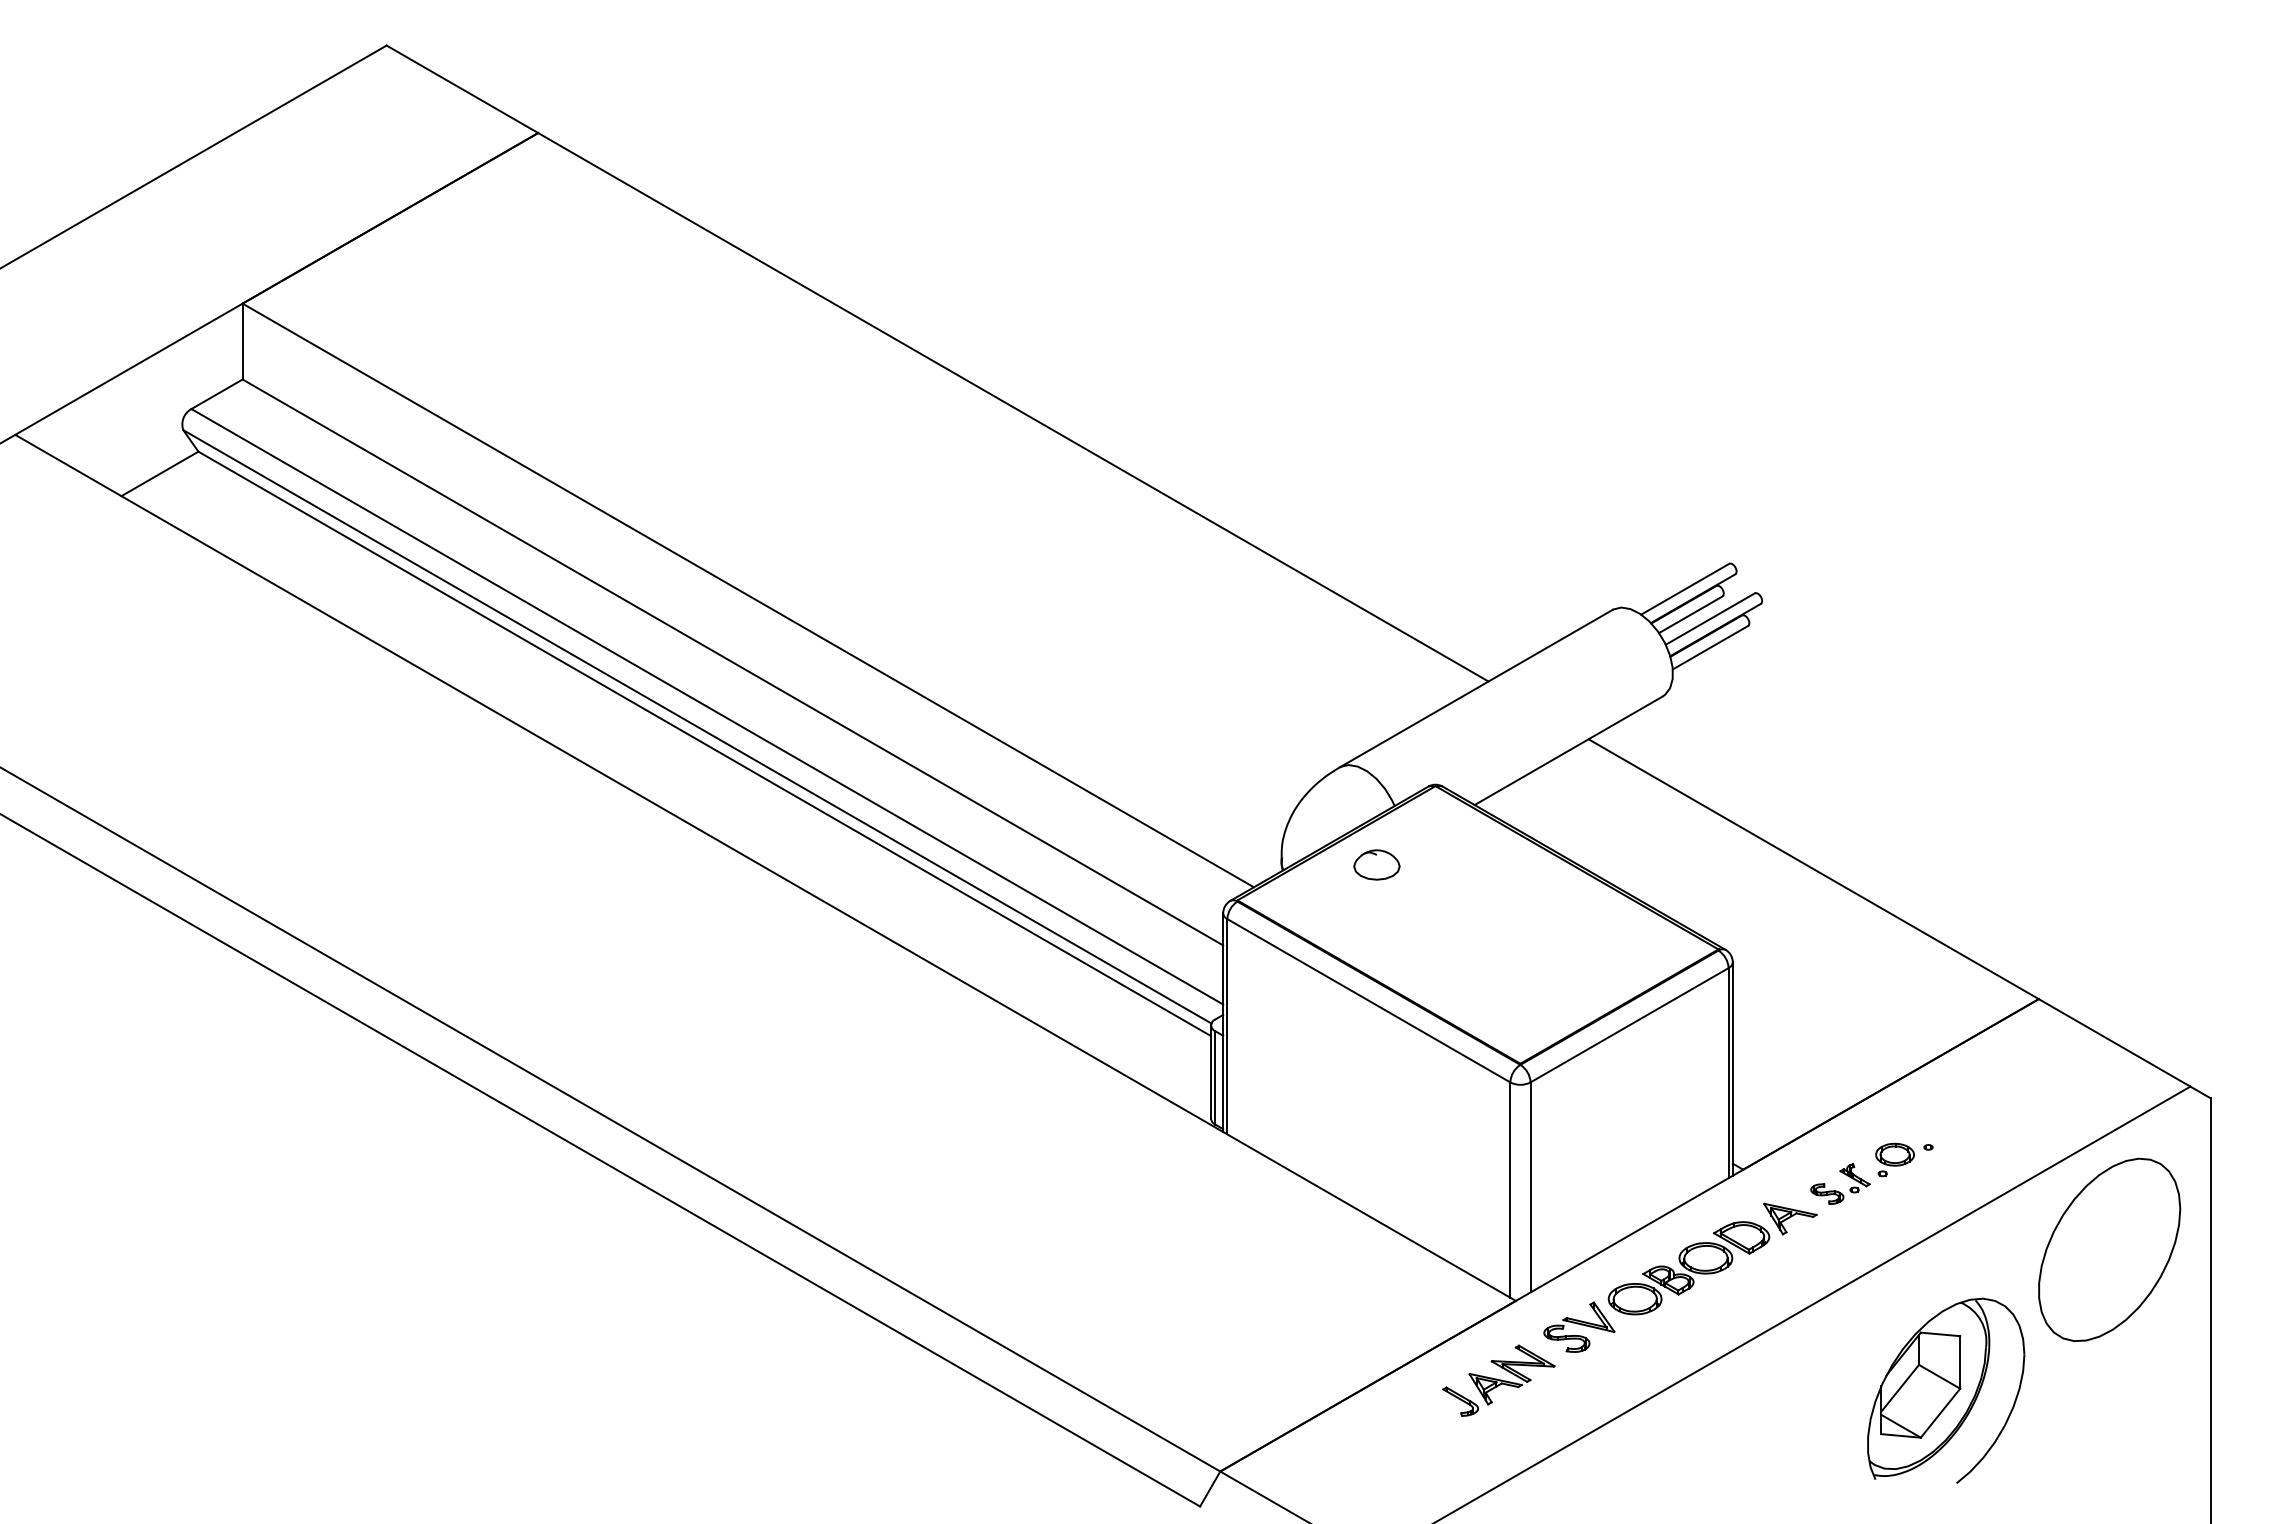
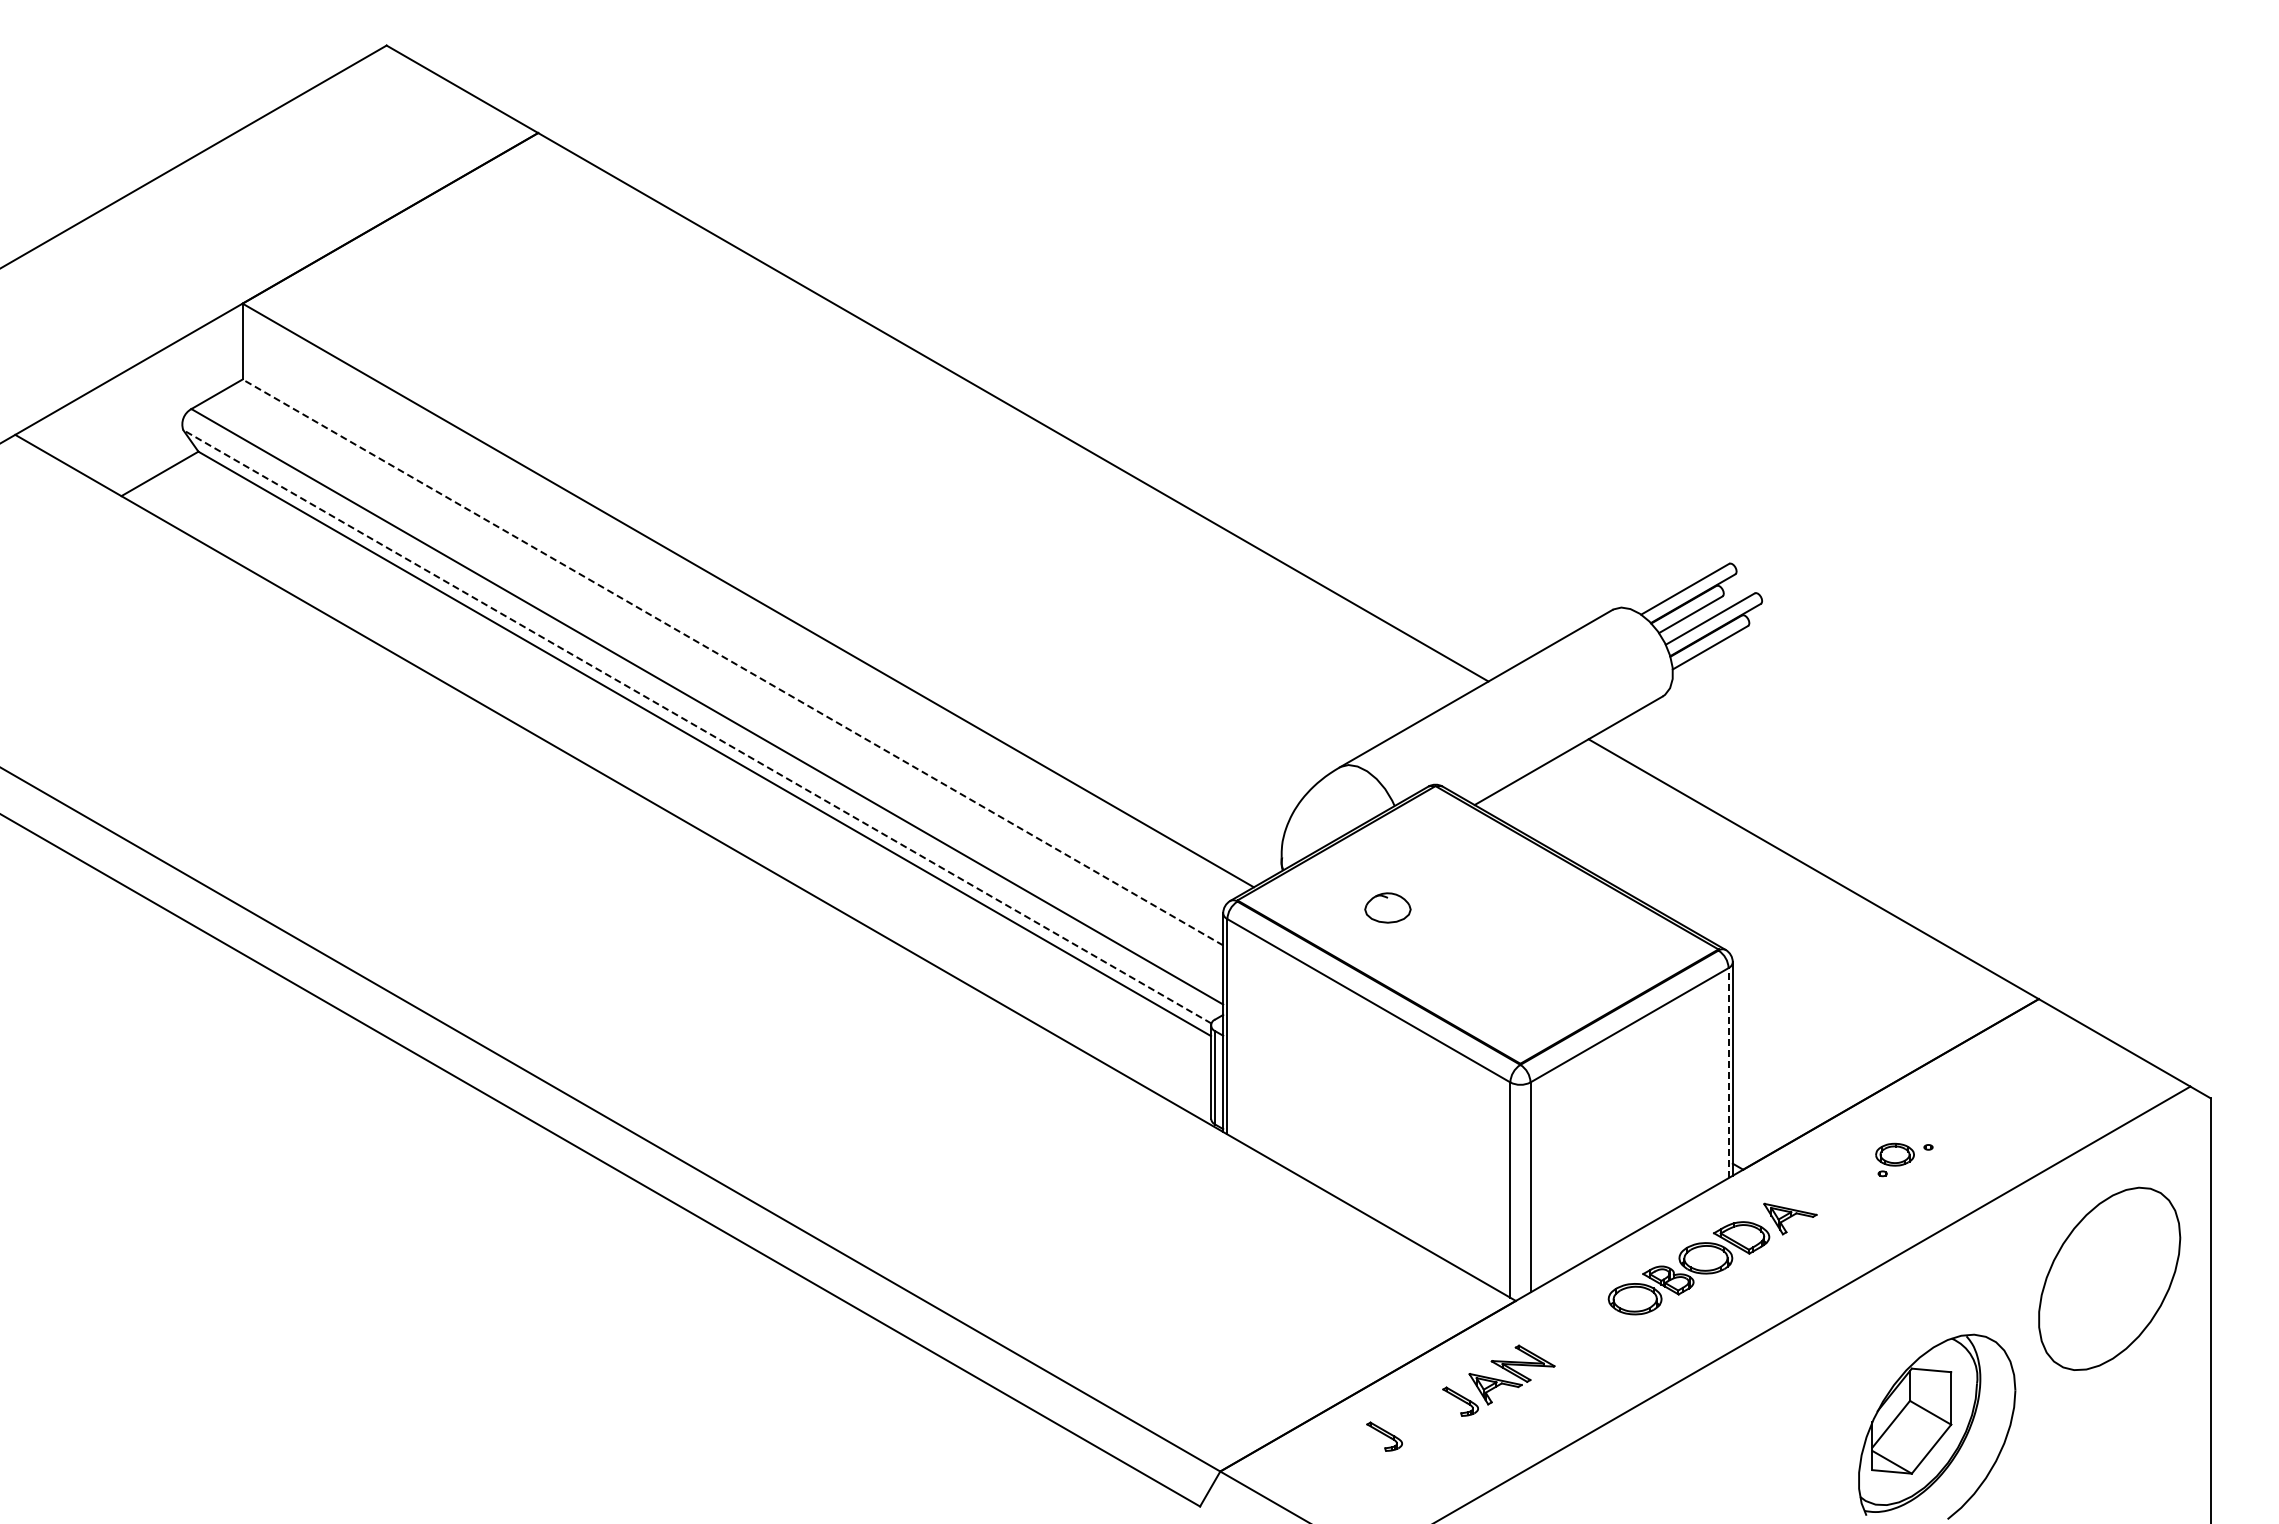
line: solid -> dashed (732, 662)
line: solid -> dashed (697, 726)
part position: (1376, 864) -> (1387, 907) (1387, 907)
line: solid -> dashed (1728, 1072)
part: present -> none (1836, 1190)
part position: (2109, 1249) -> (2109, 1278) (2109, 1278)
part: present -> none (1579, 1326)
part position: (1946, 1390) -> (1937, 1426) (1937, 1426)
part: none -> present (1384, 1436)
